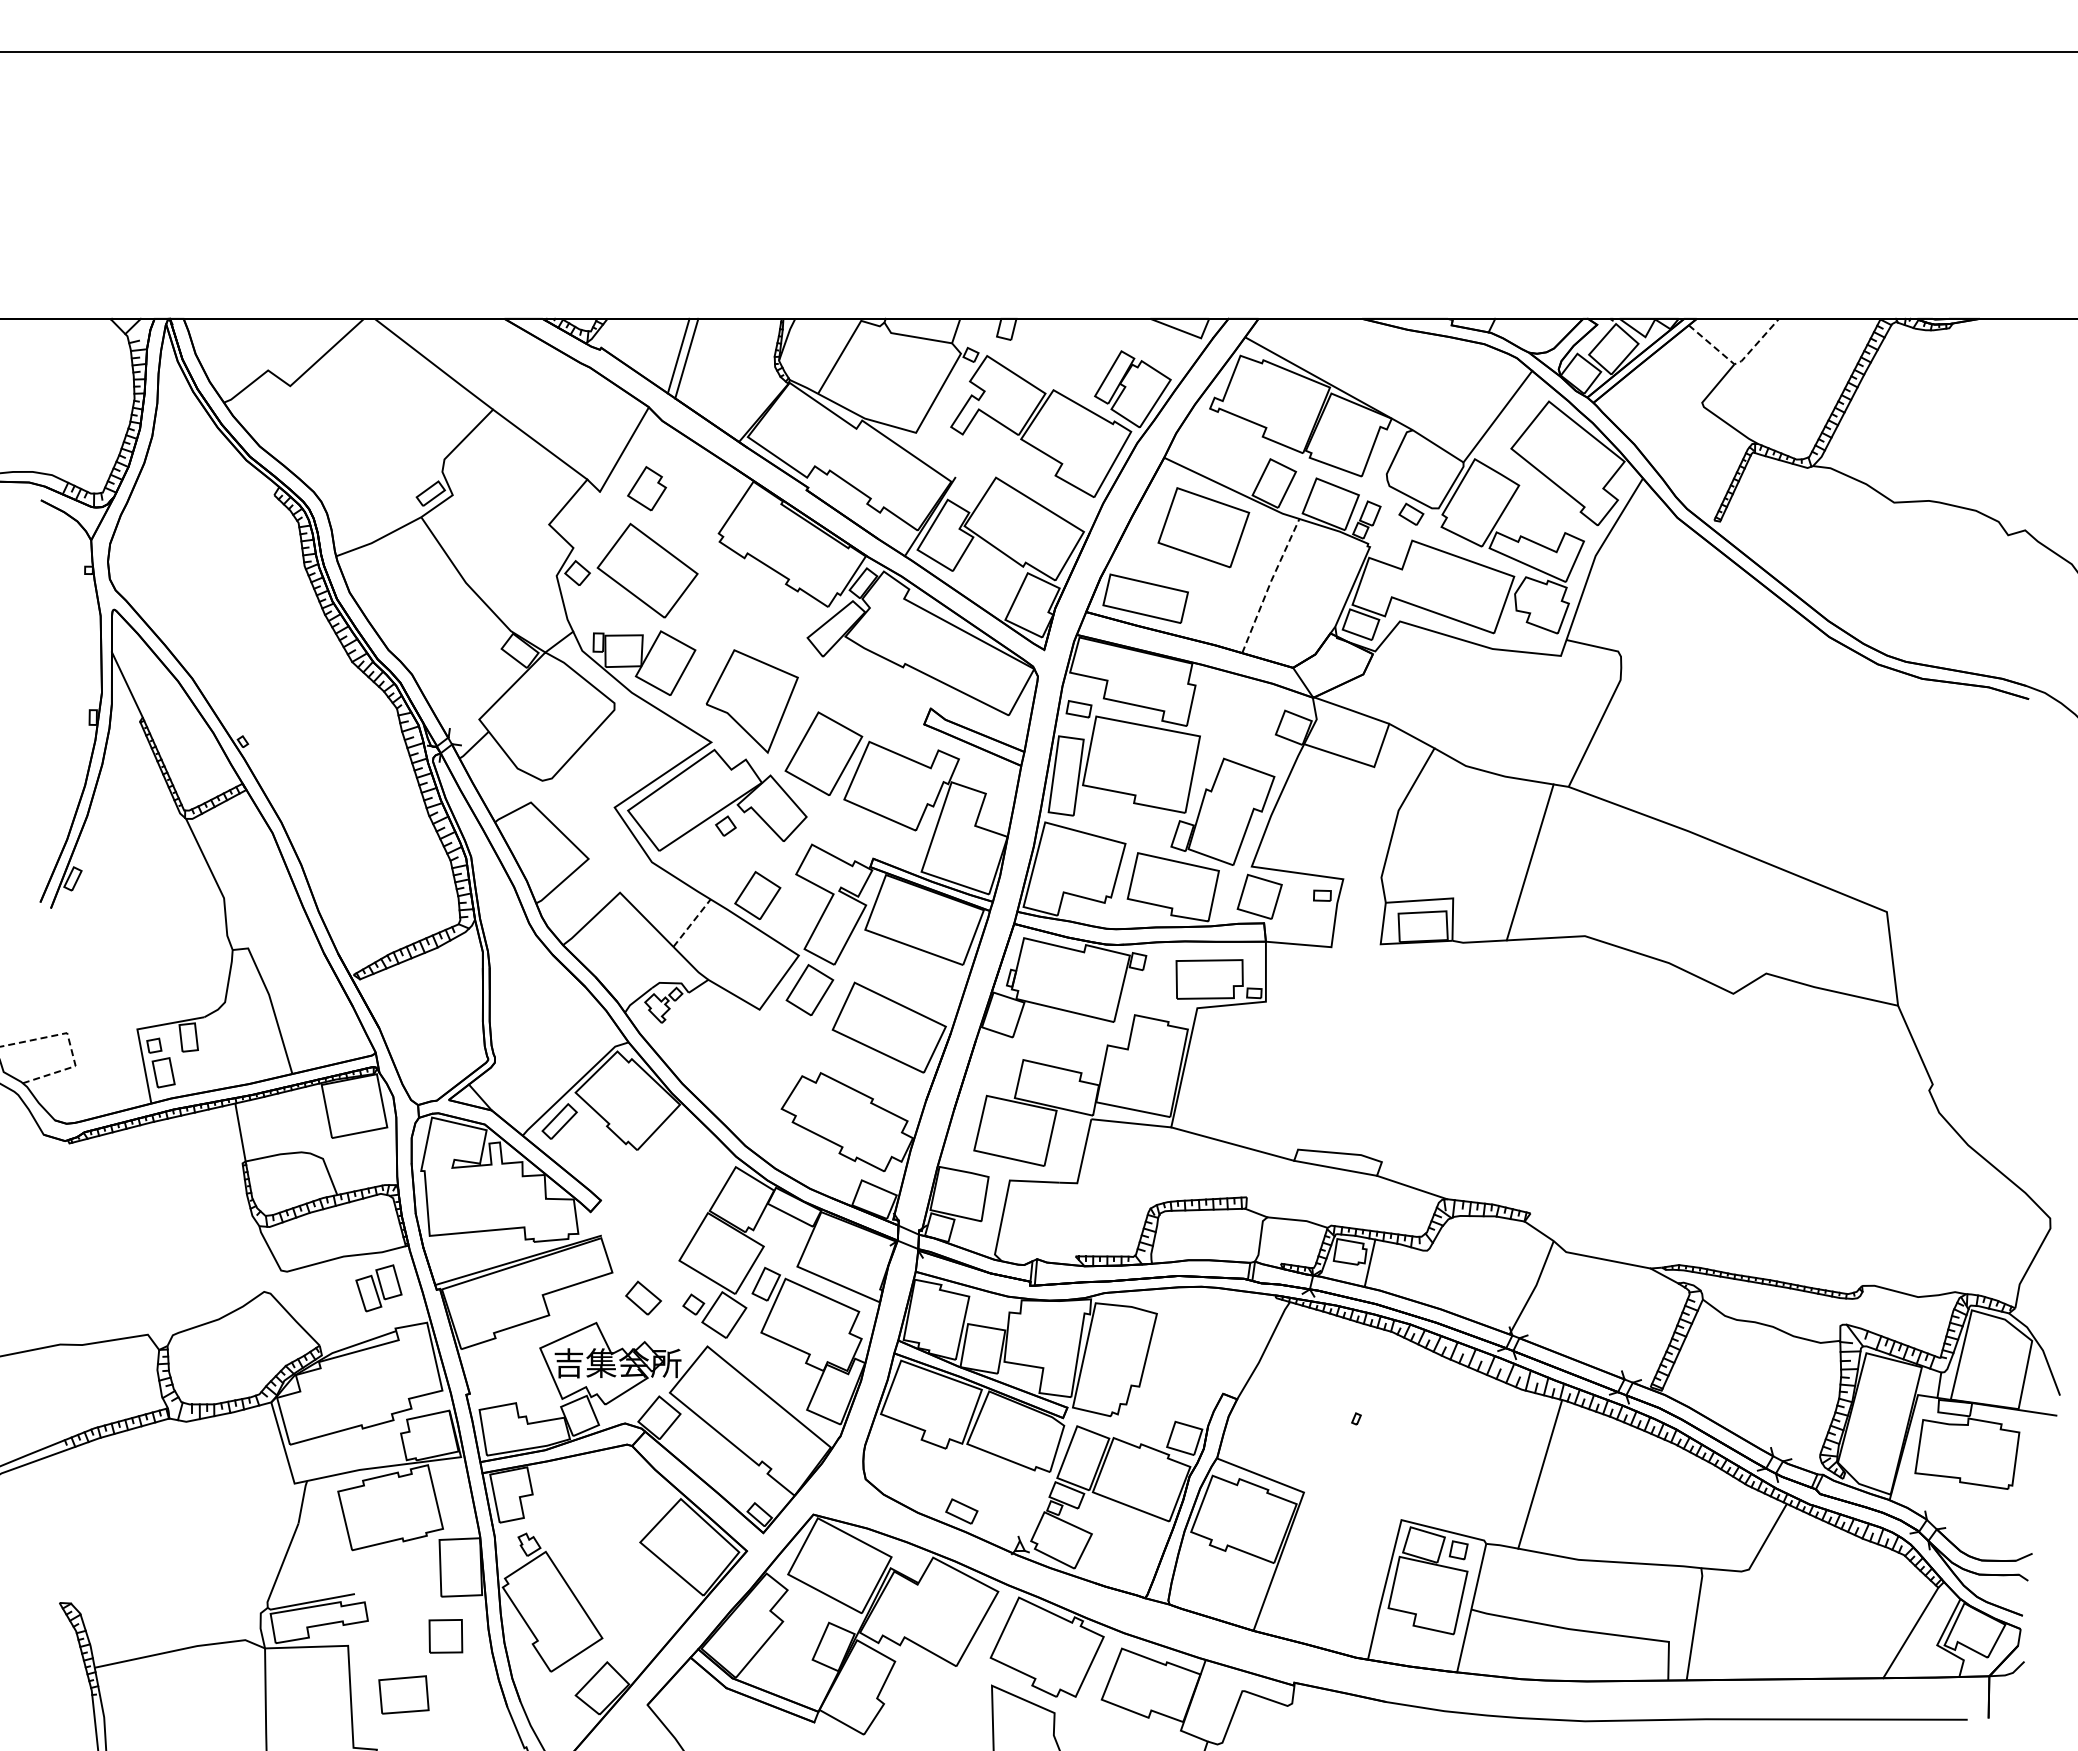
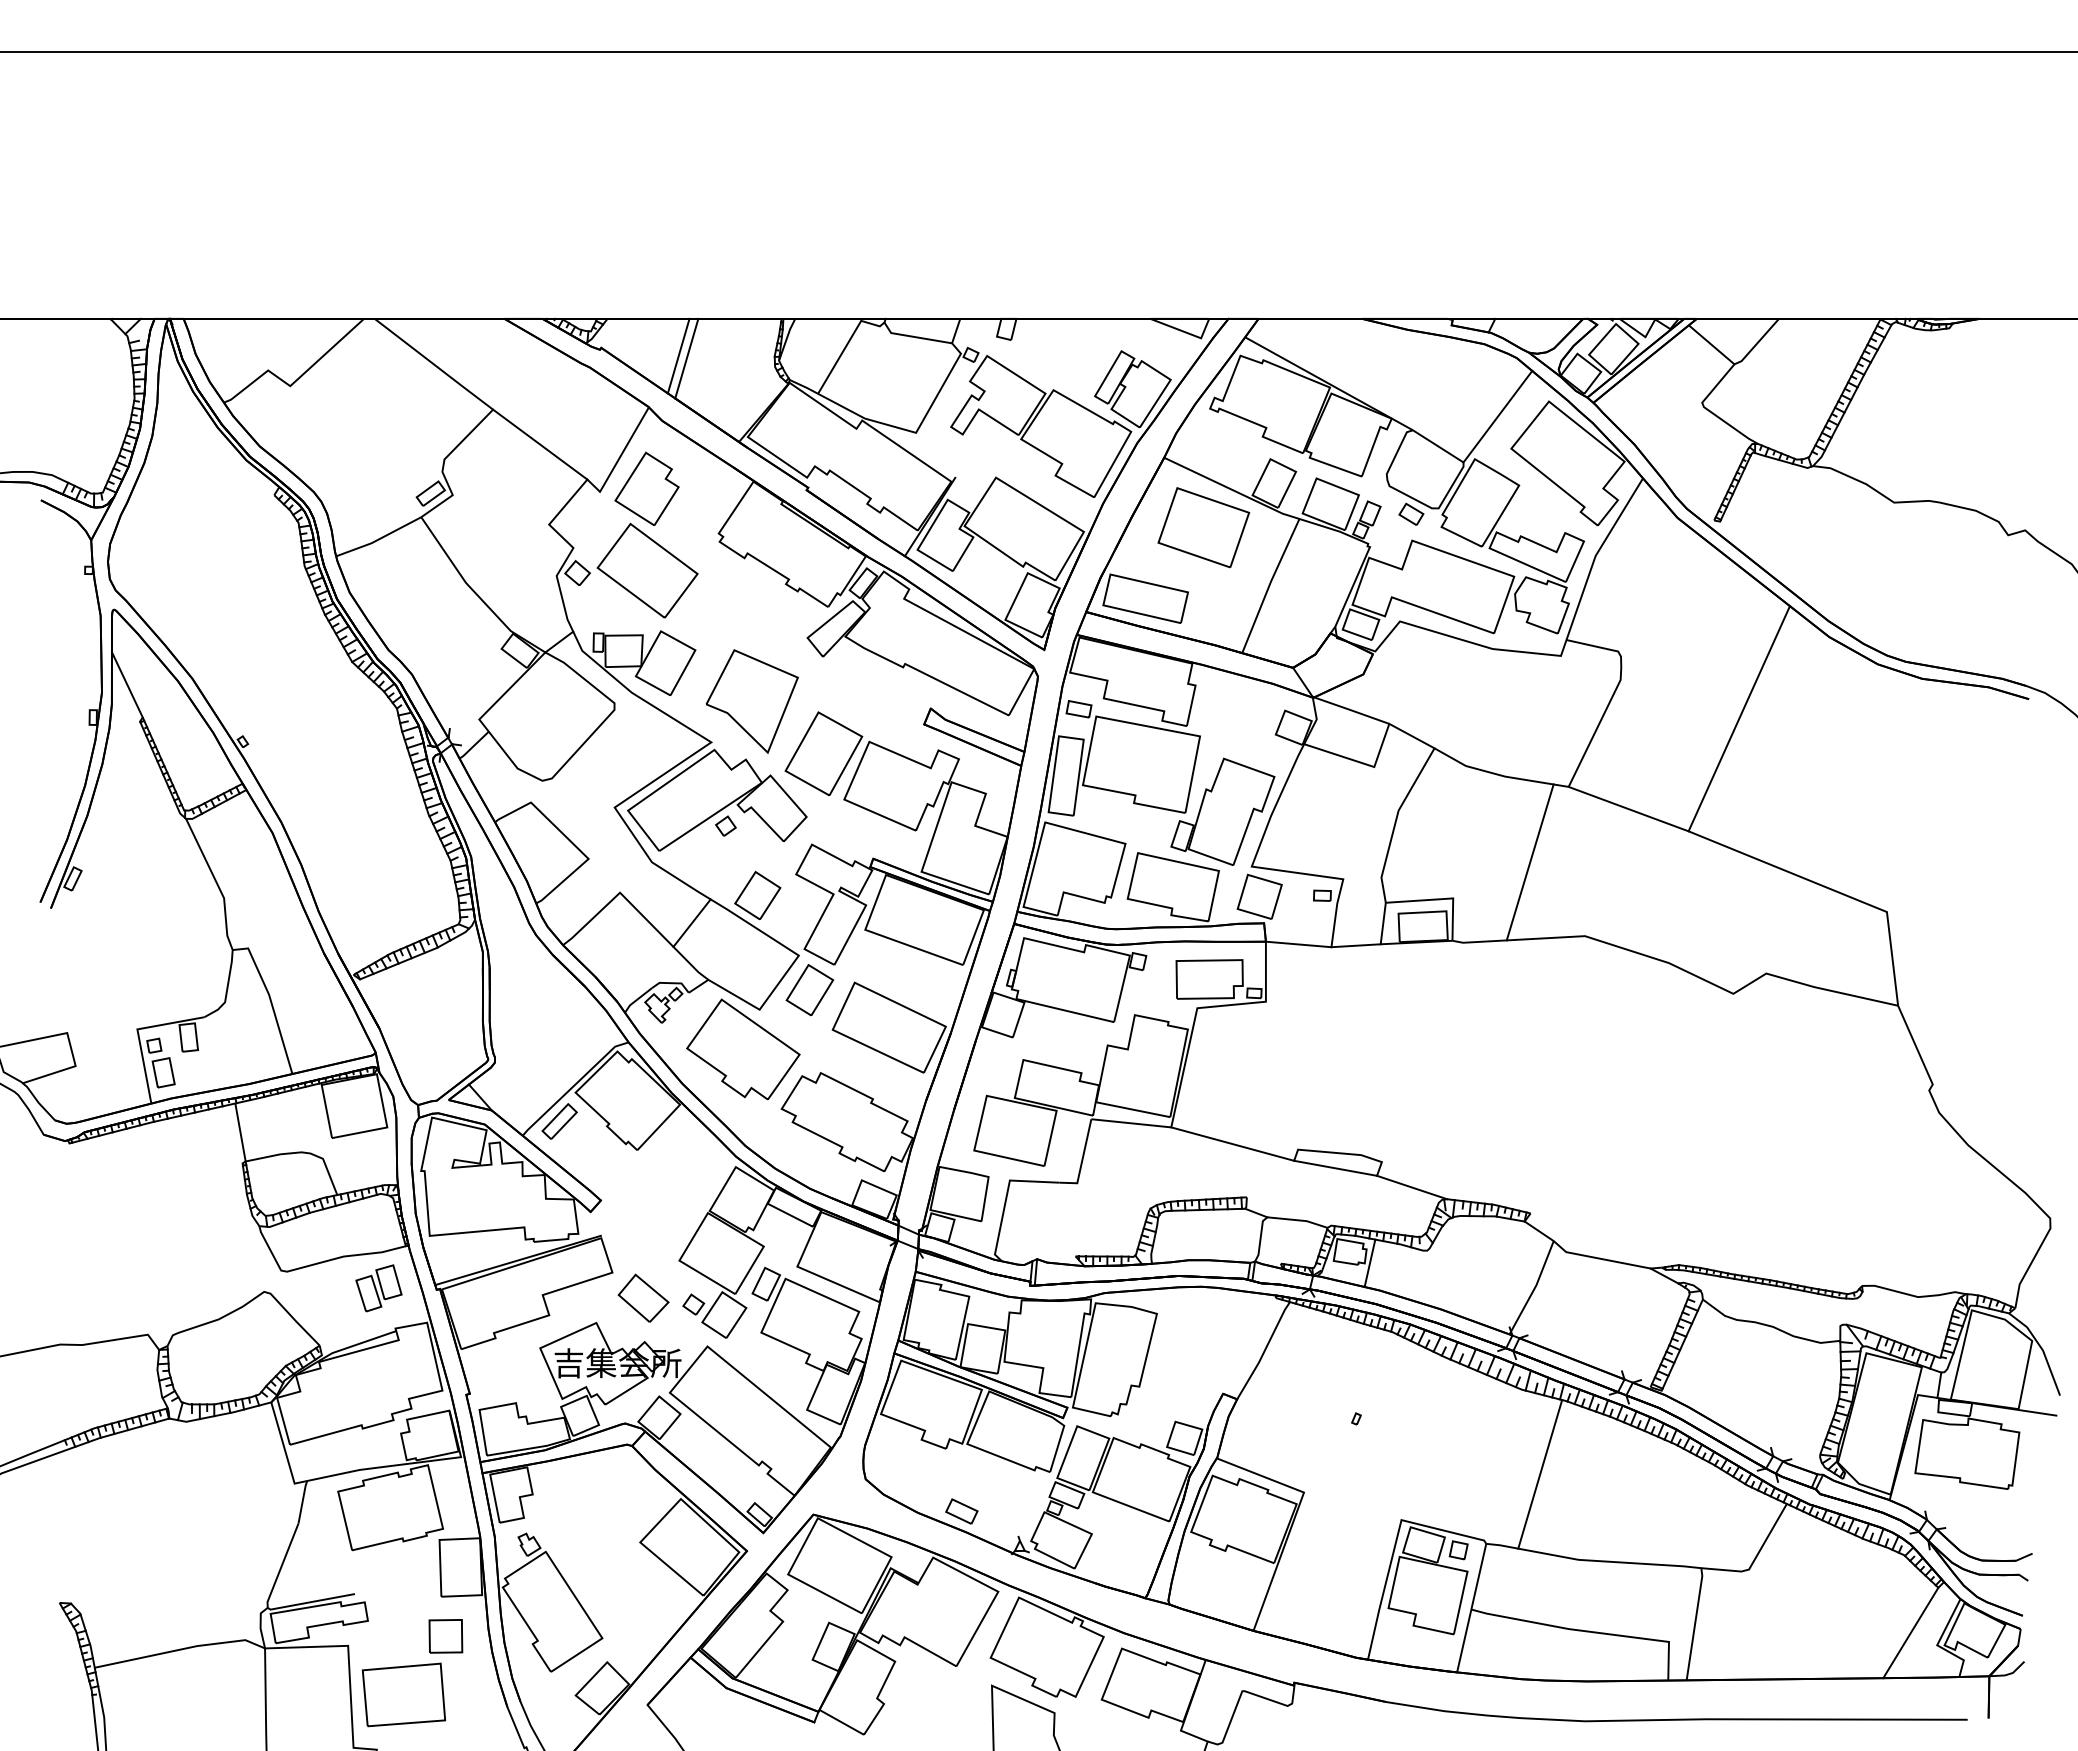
line: dashed -> solid (1737, 363)
part size: 40x46 px -> 66x75 px (646, 488)
line: dashed -> solid (1269, 585)
line: none -> present (1738, 718)
line: dashed -> solid (692, 922)
line: none -> present (1355, 945)
line: dashed -> solid (69, 1043)
part: none -> present (743, 1049)
part size: 37x36 px -> 53x50 px (643, 1297)
part size: 52x40 px -> 86x66 px (403, 1694)
